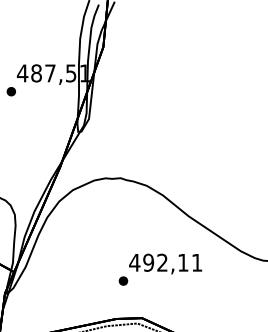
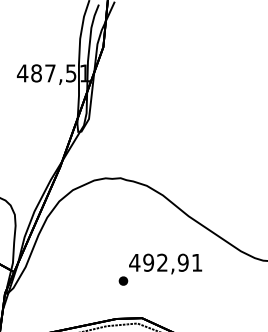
part: present -> none (10, 91)
text: 492,11 -> 492,91 (182, 262)
